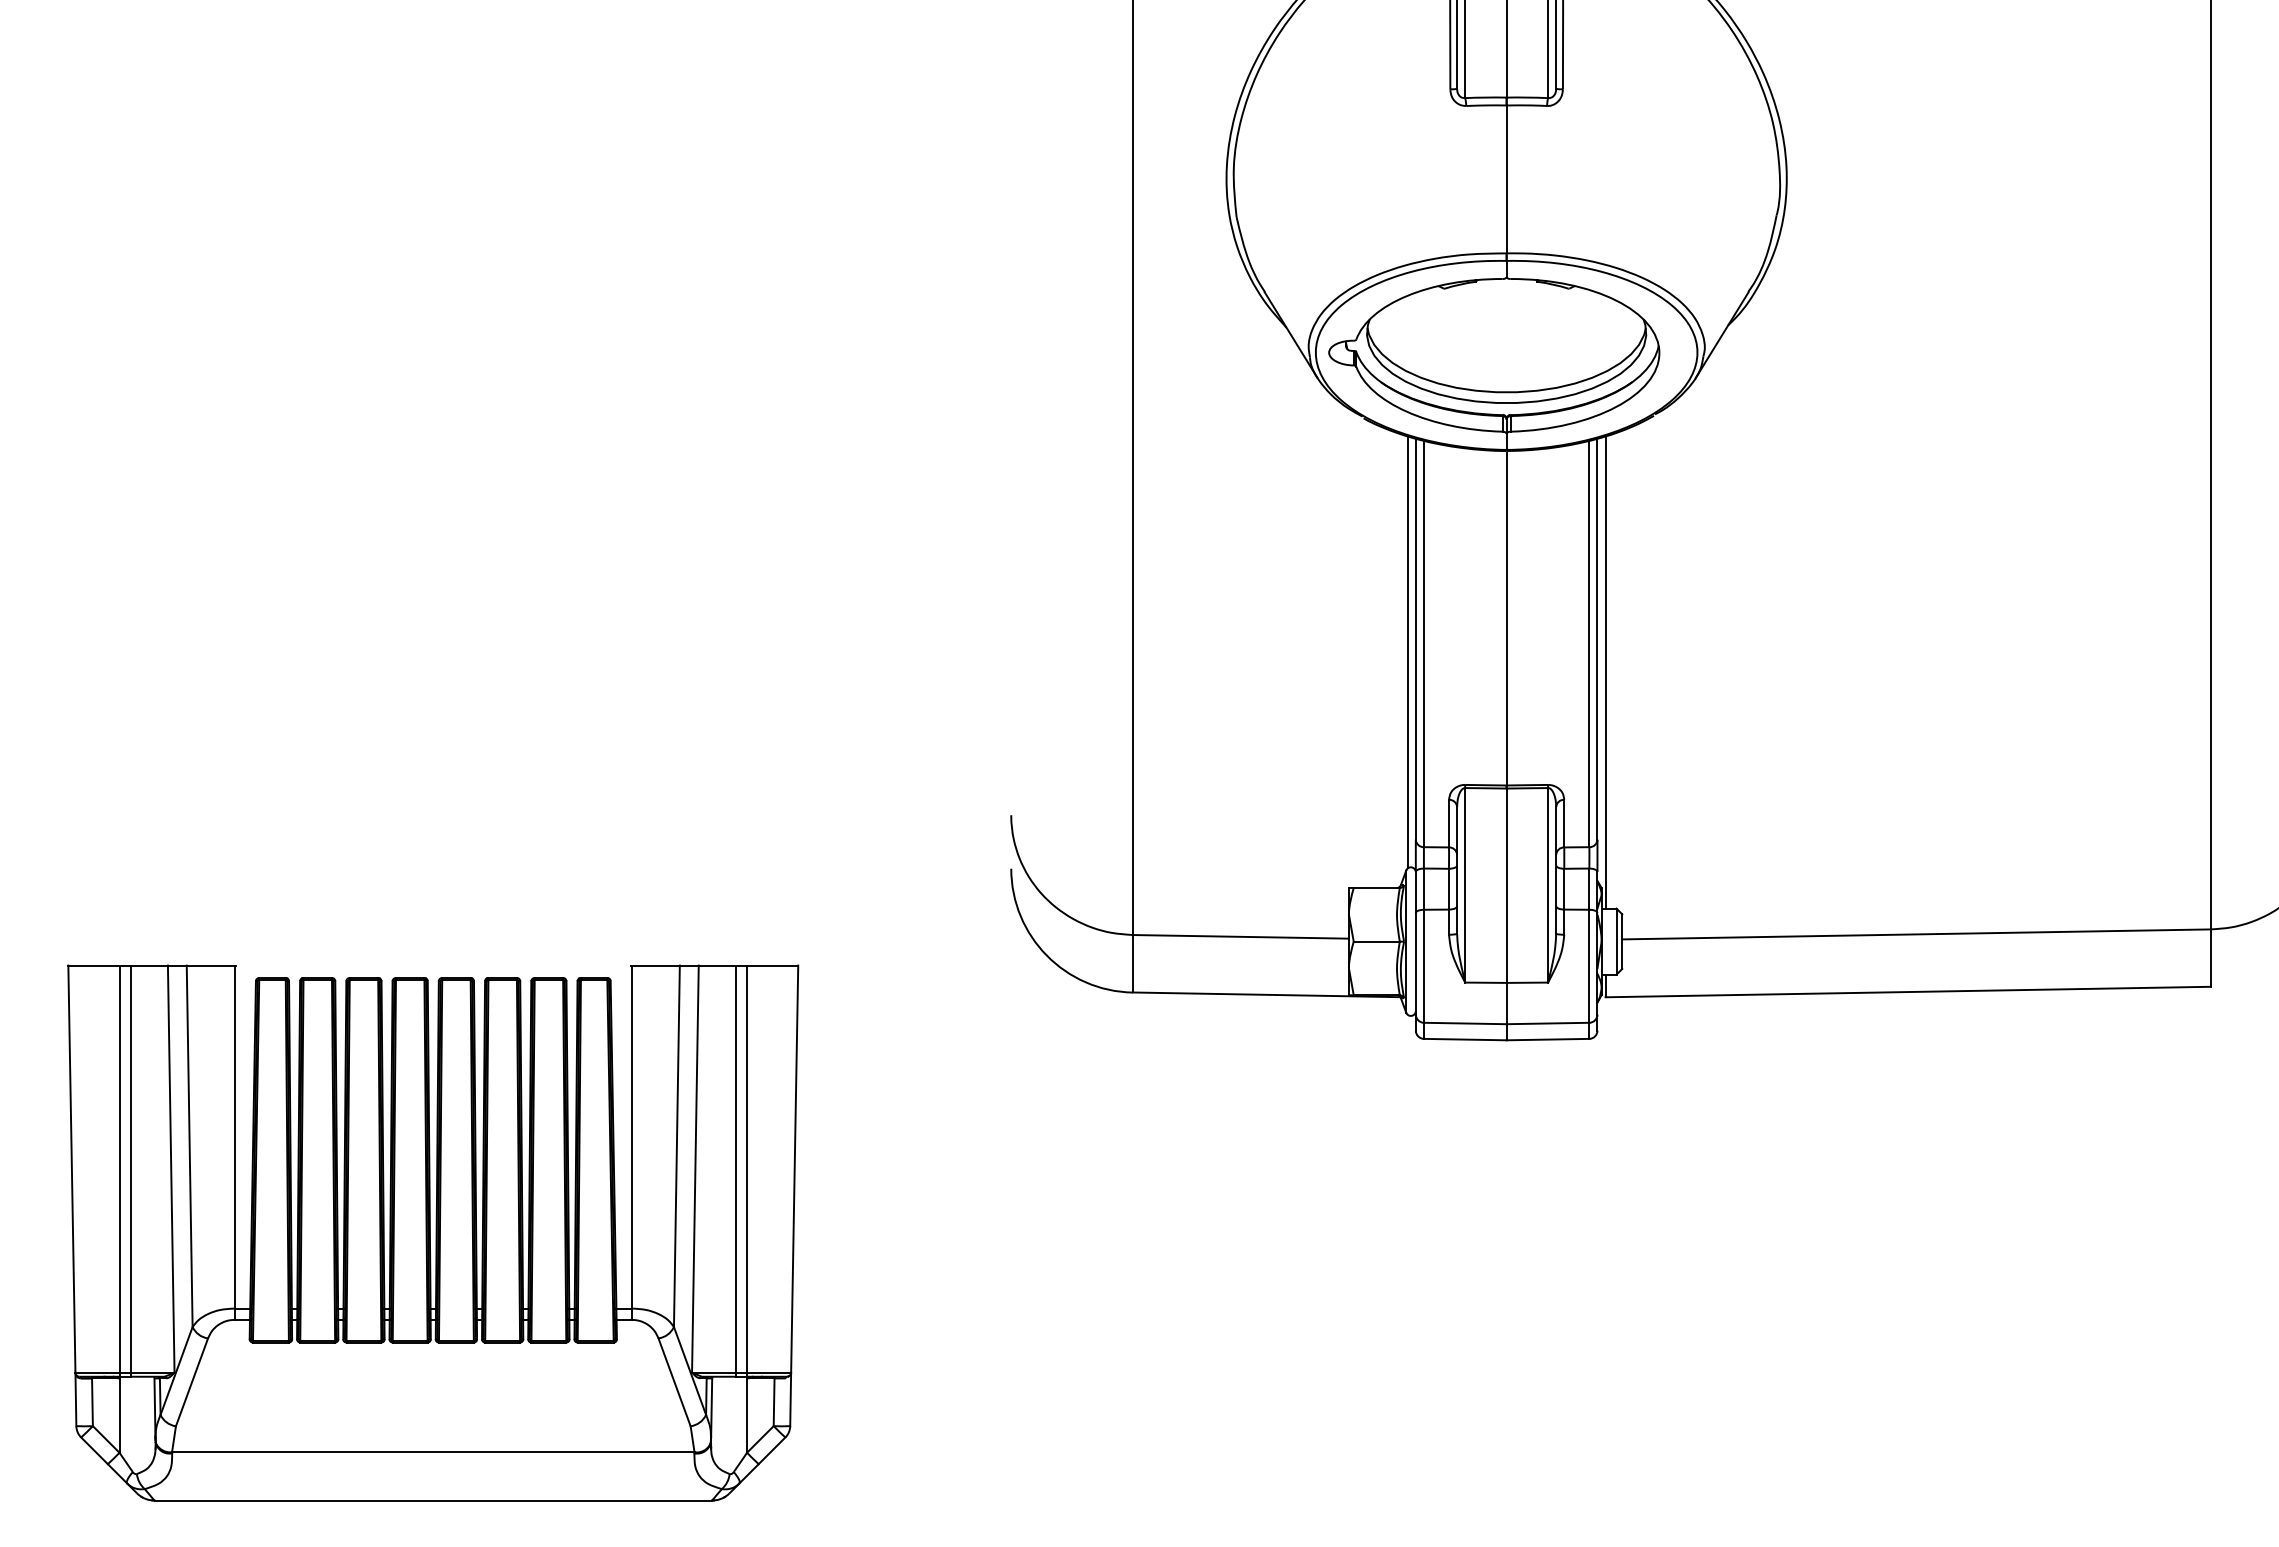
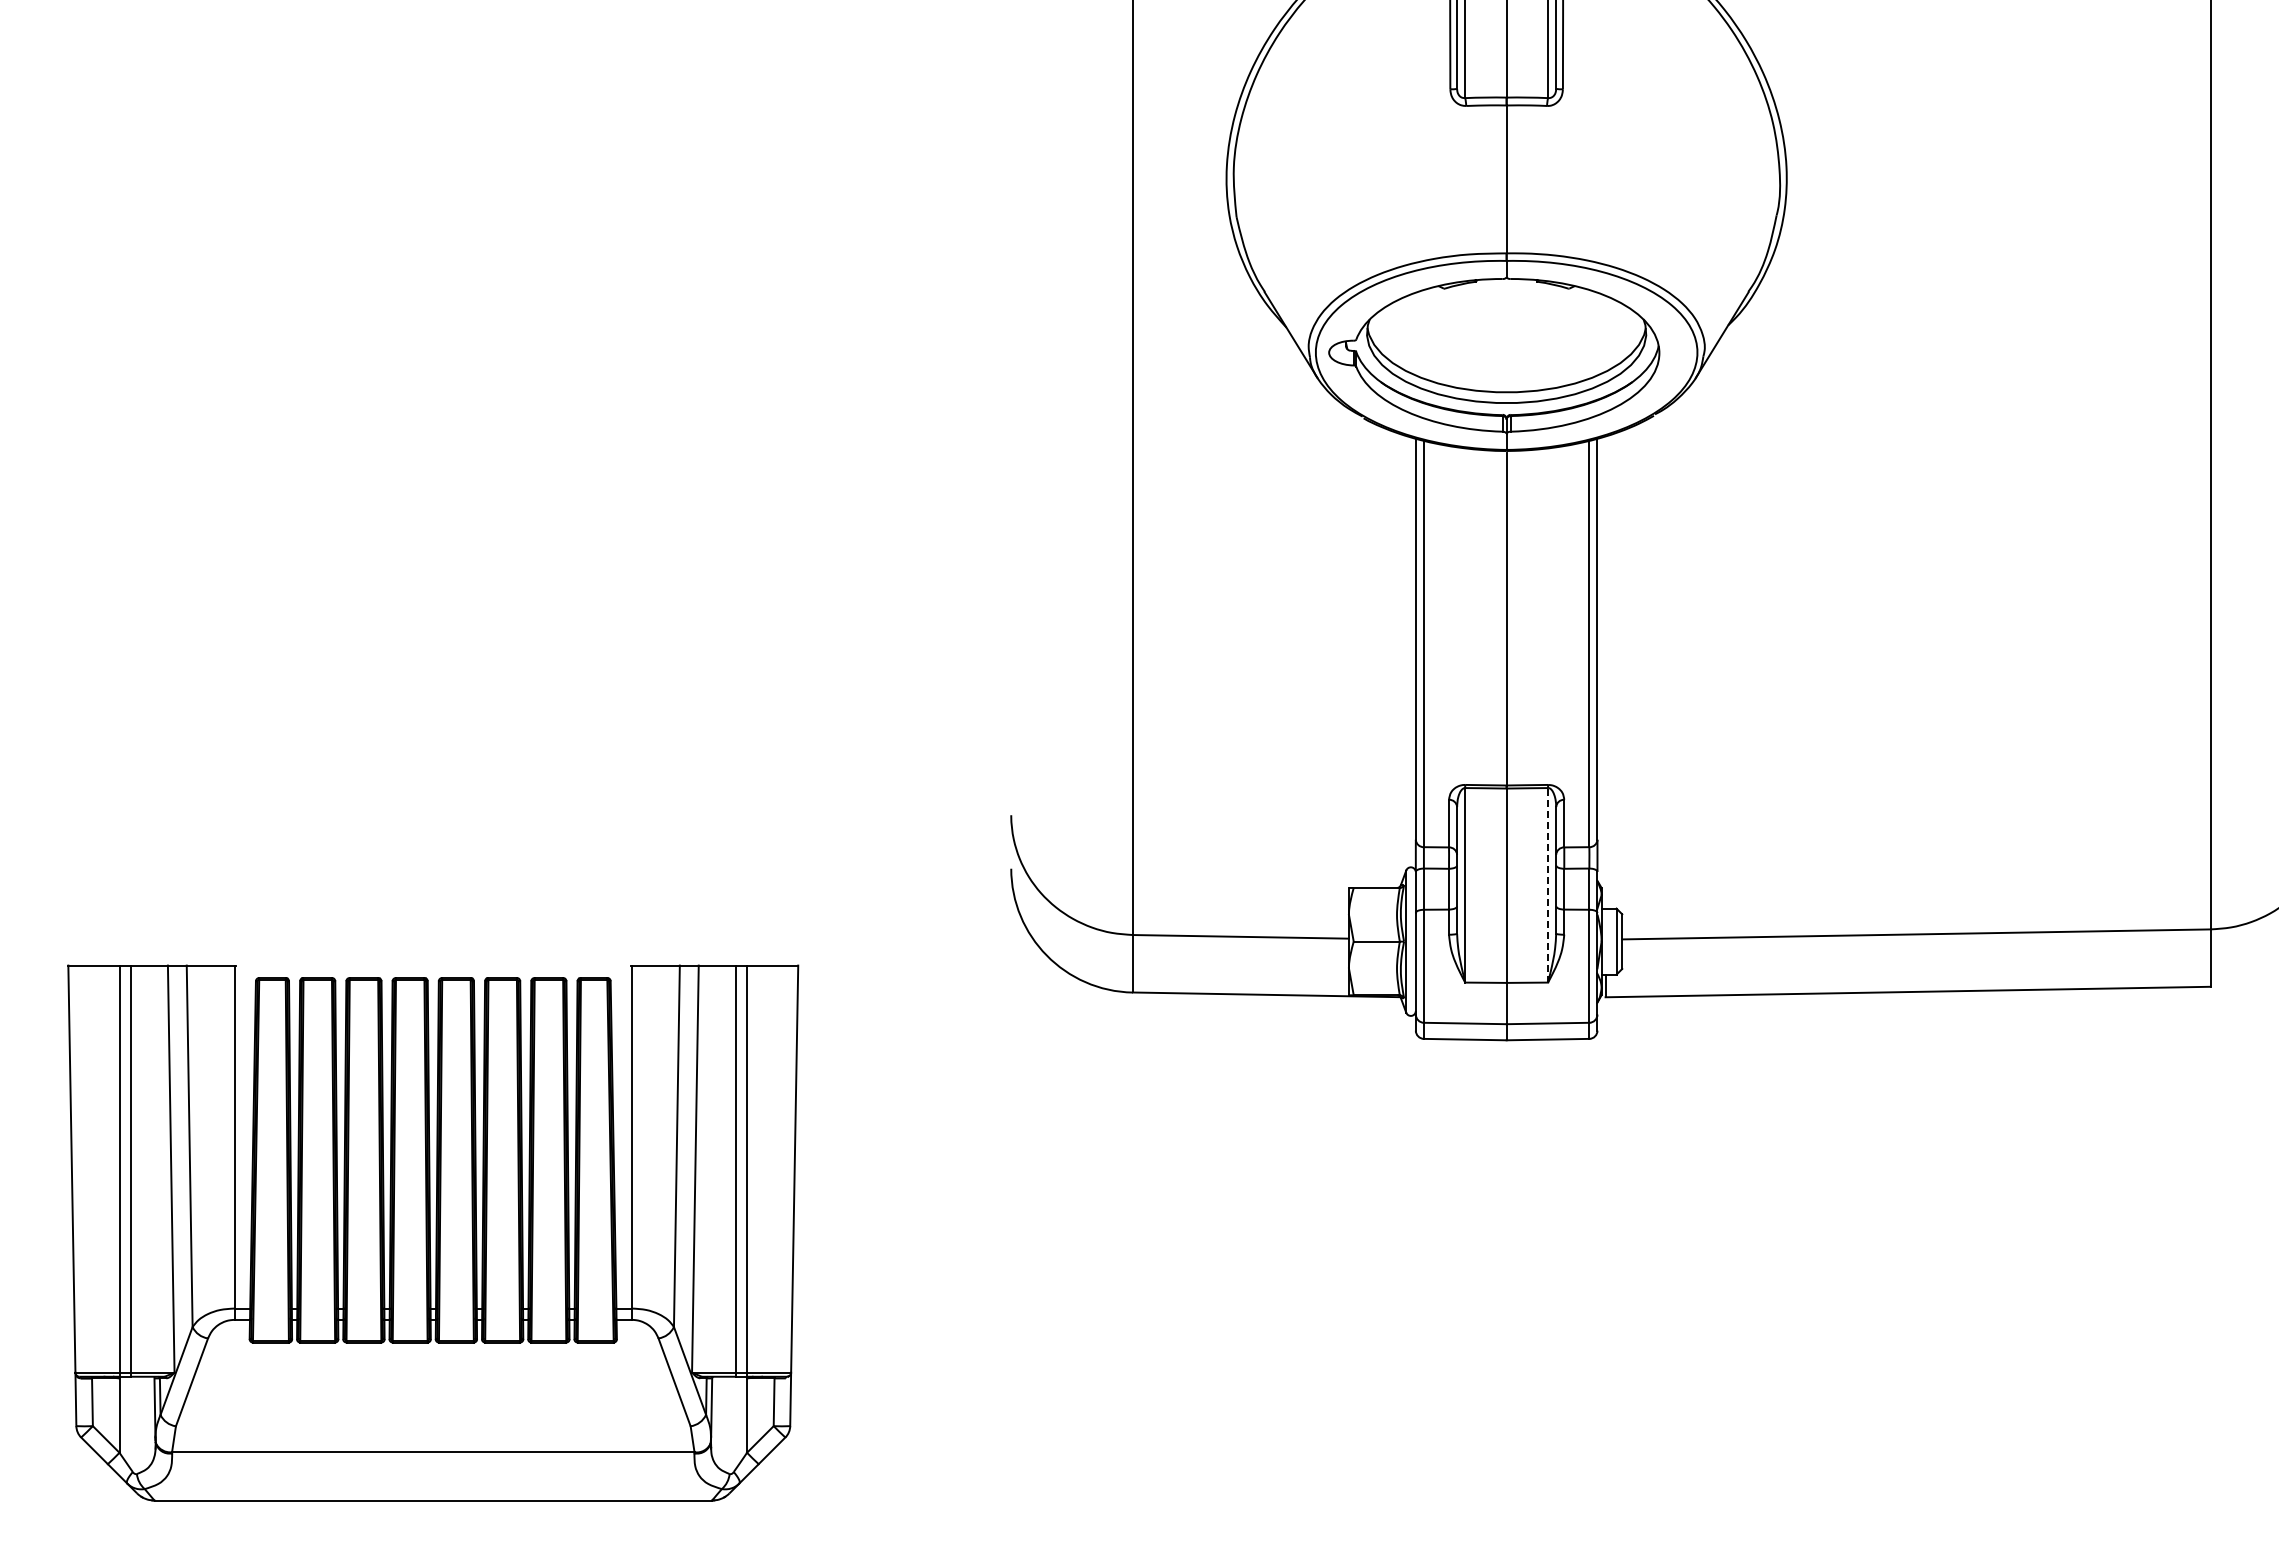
line: present -> none (1407, 652)
line: present -> none (1605, 672)
line: solid -> dashed (1548, 884)
